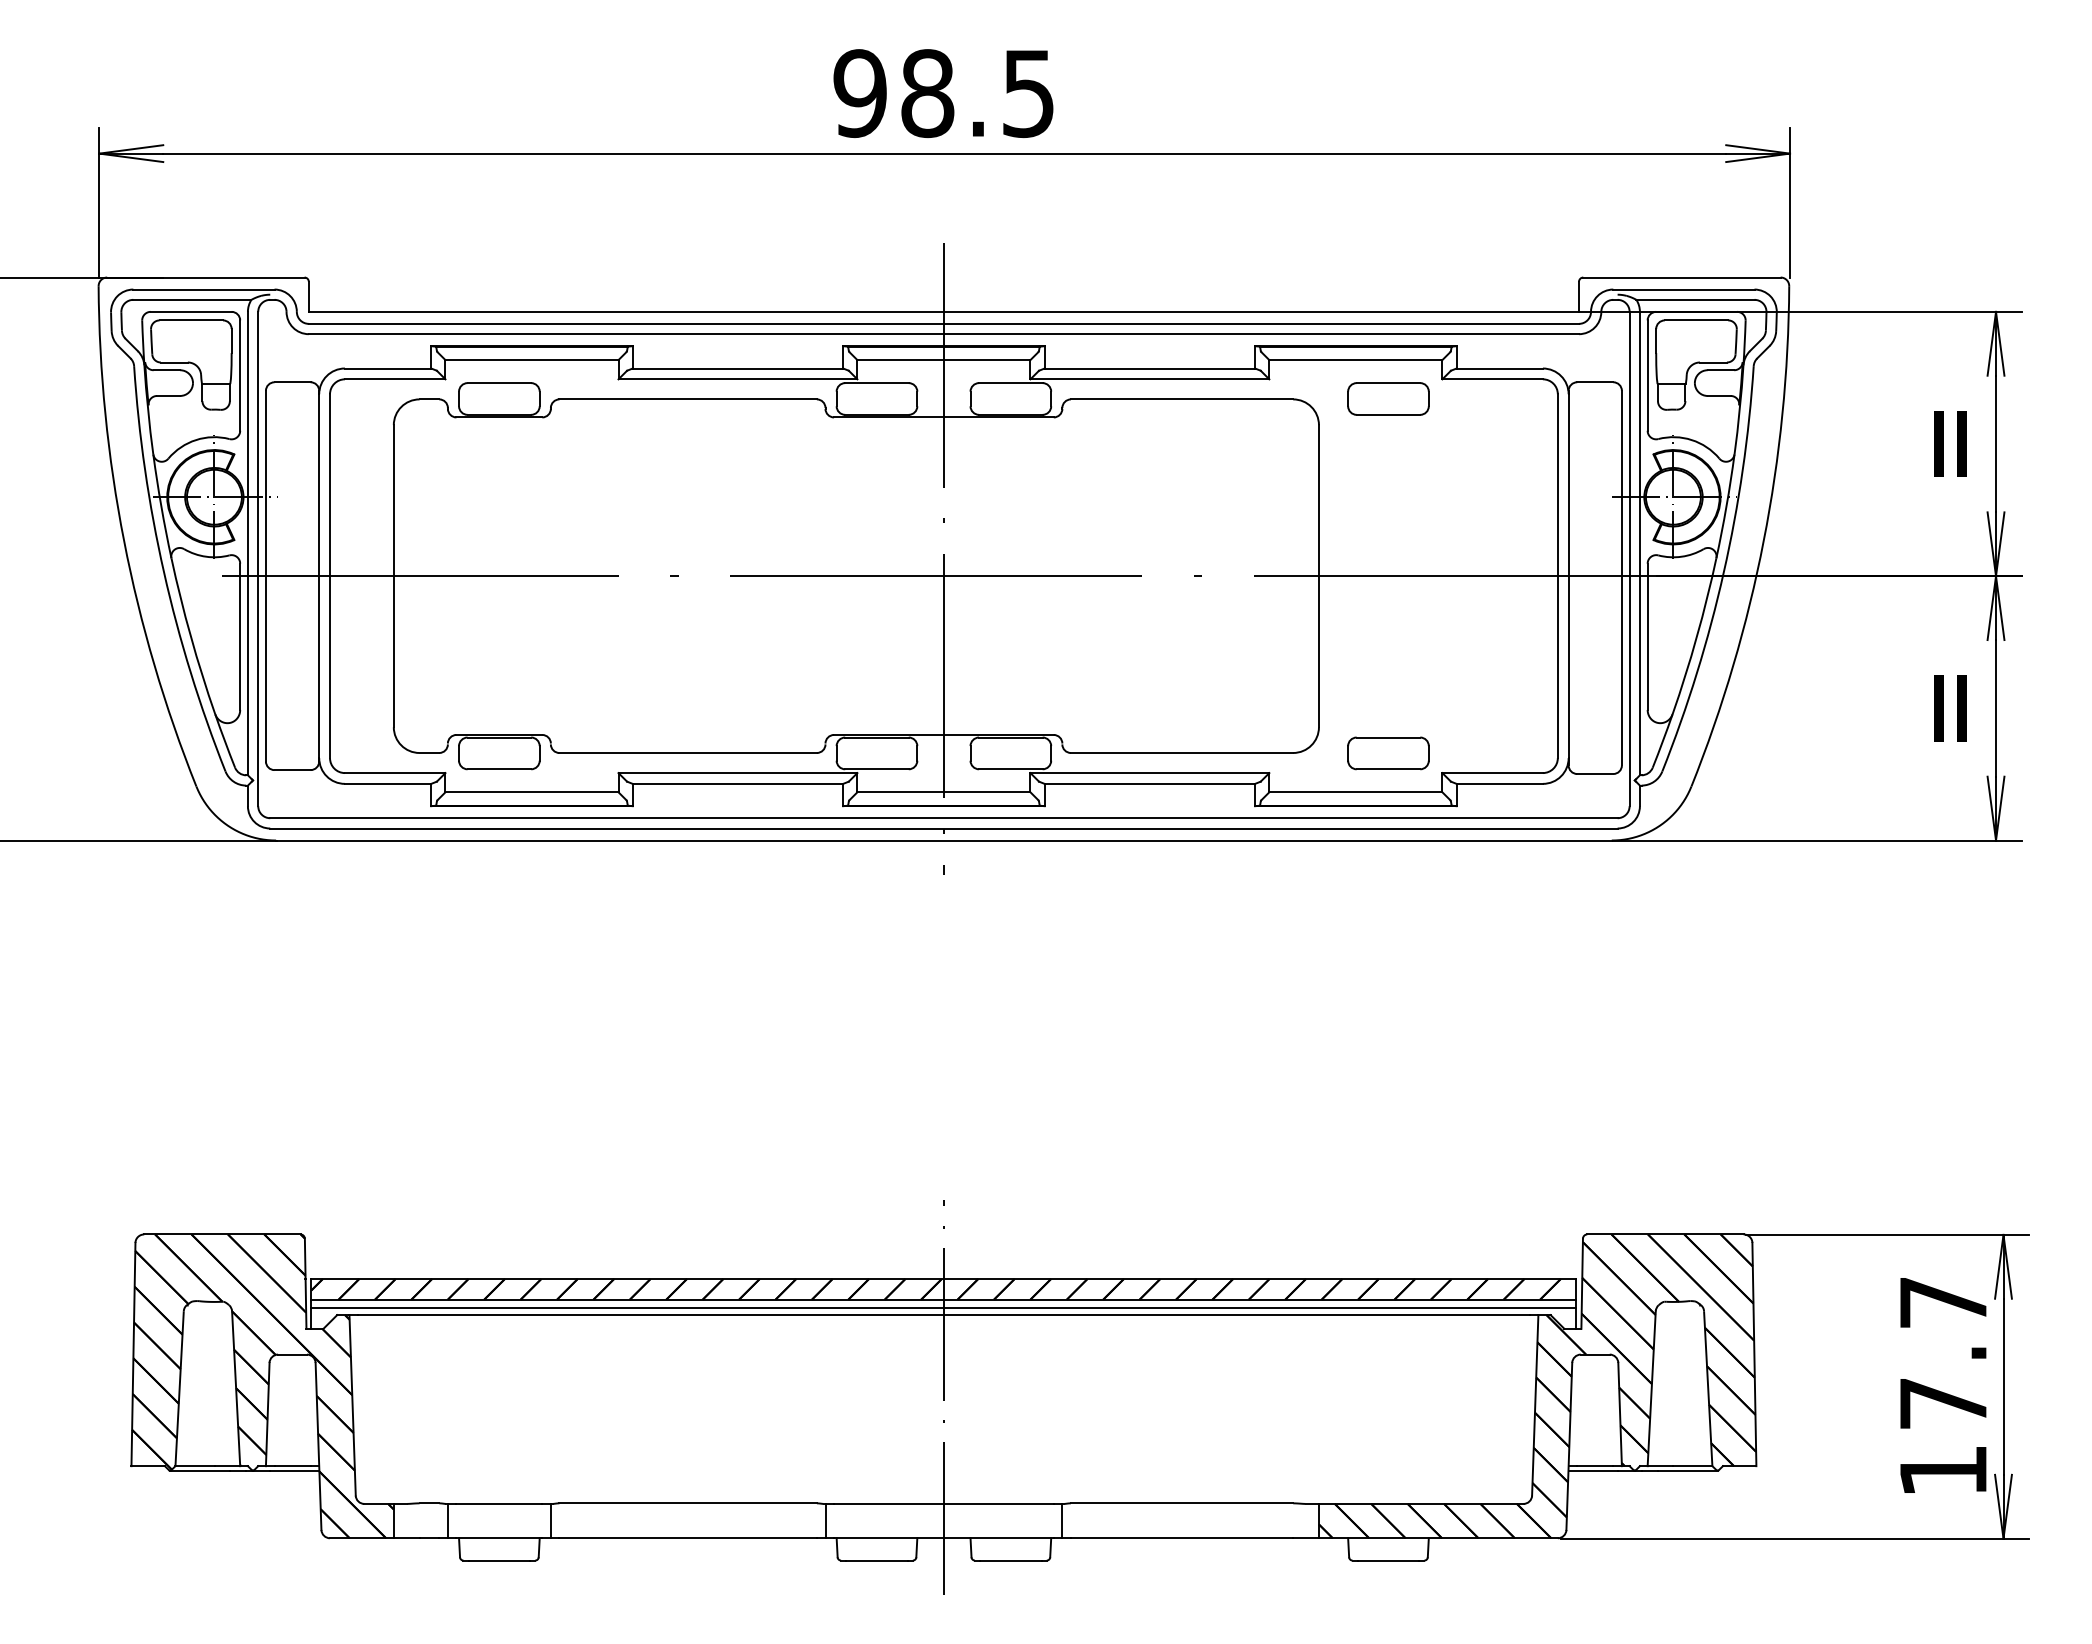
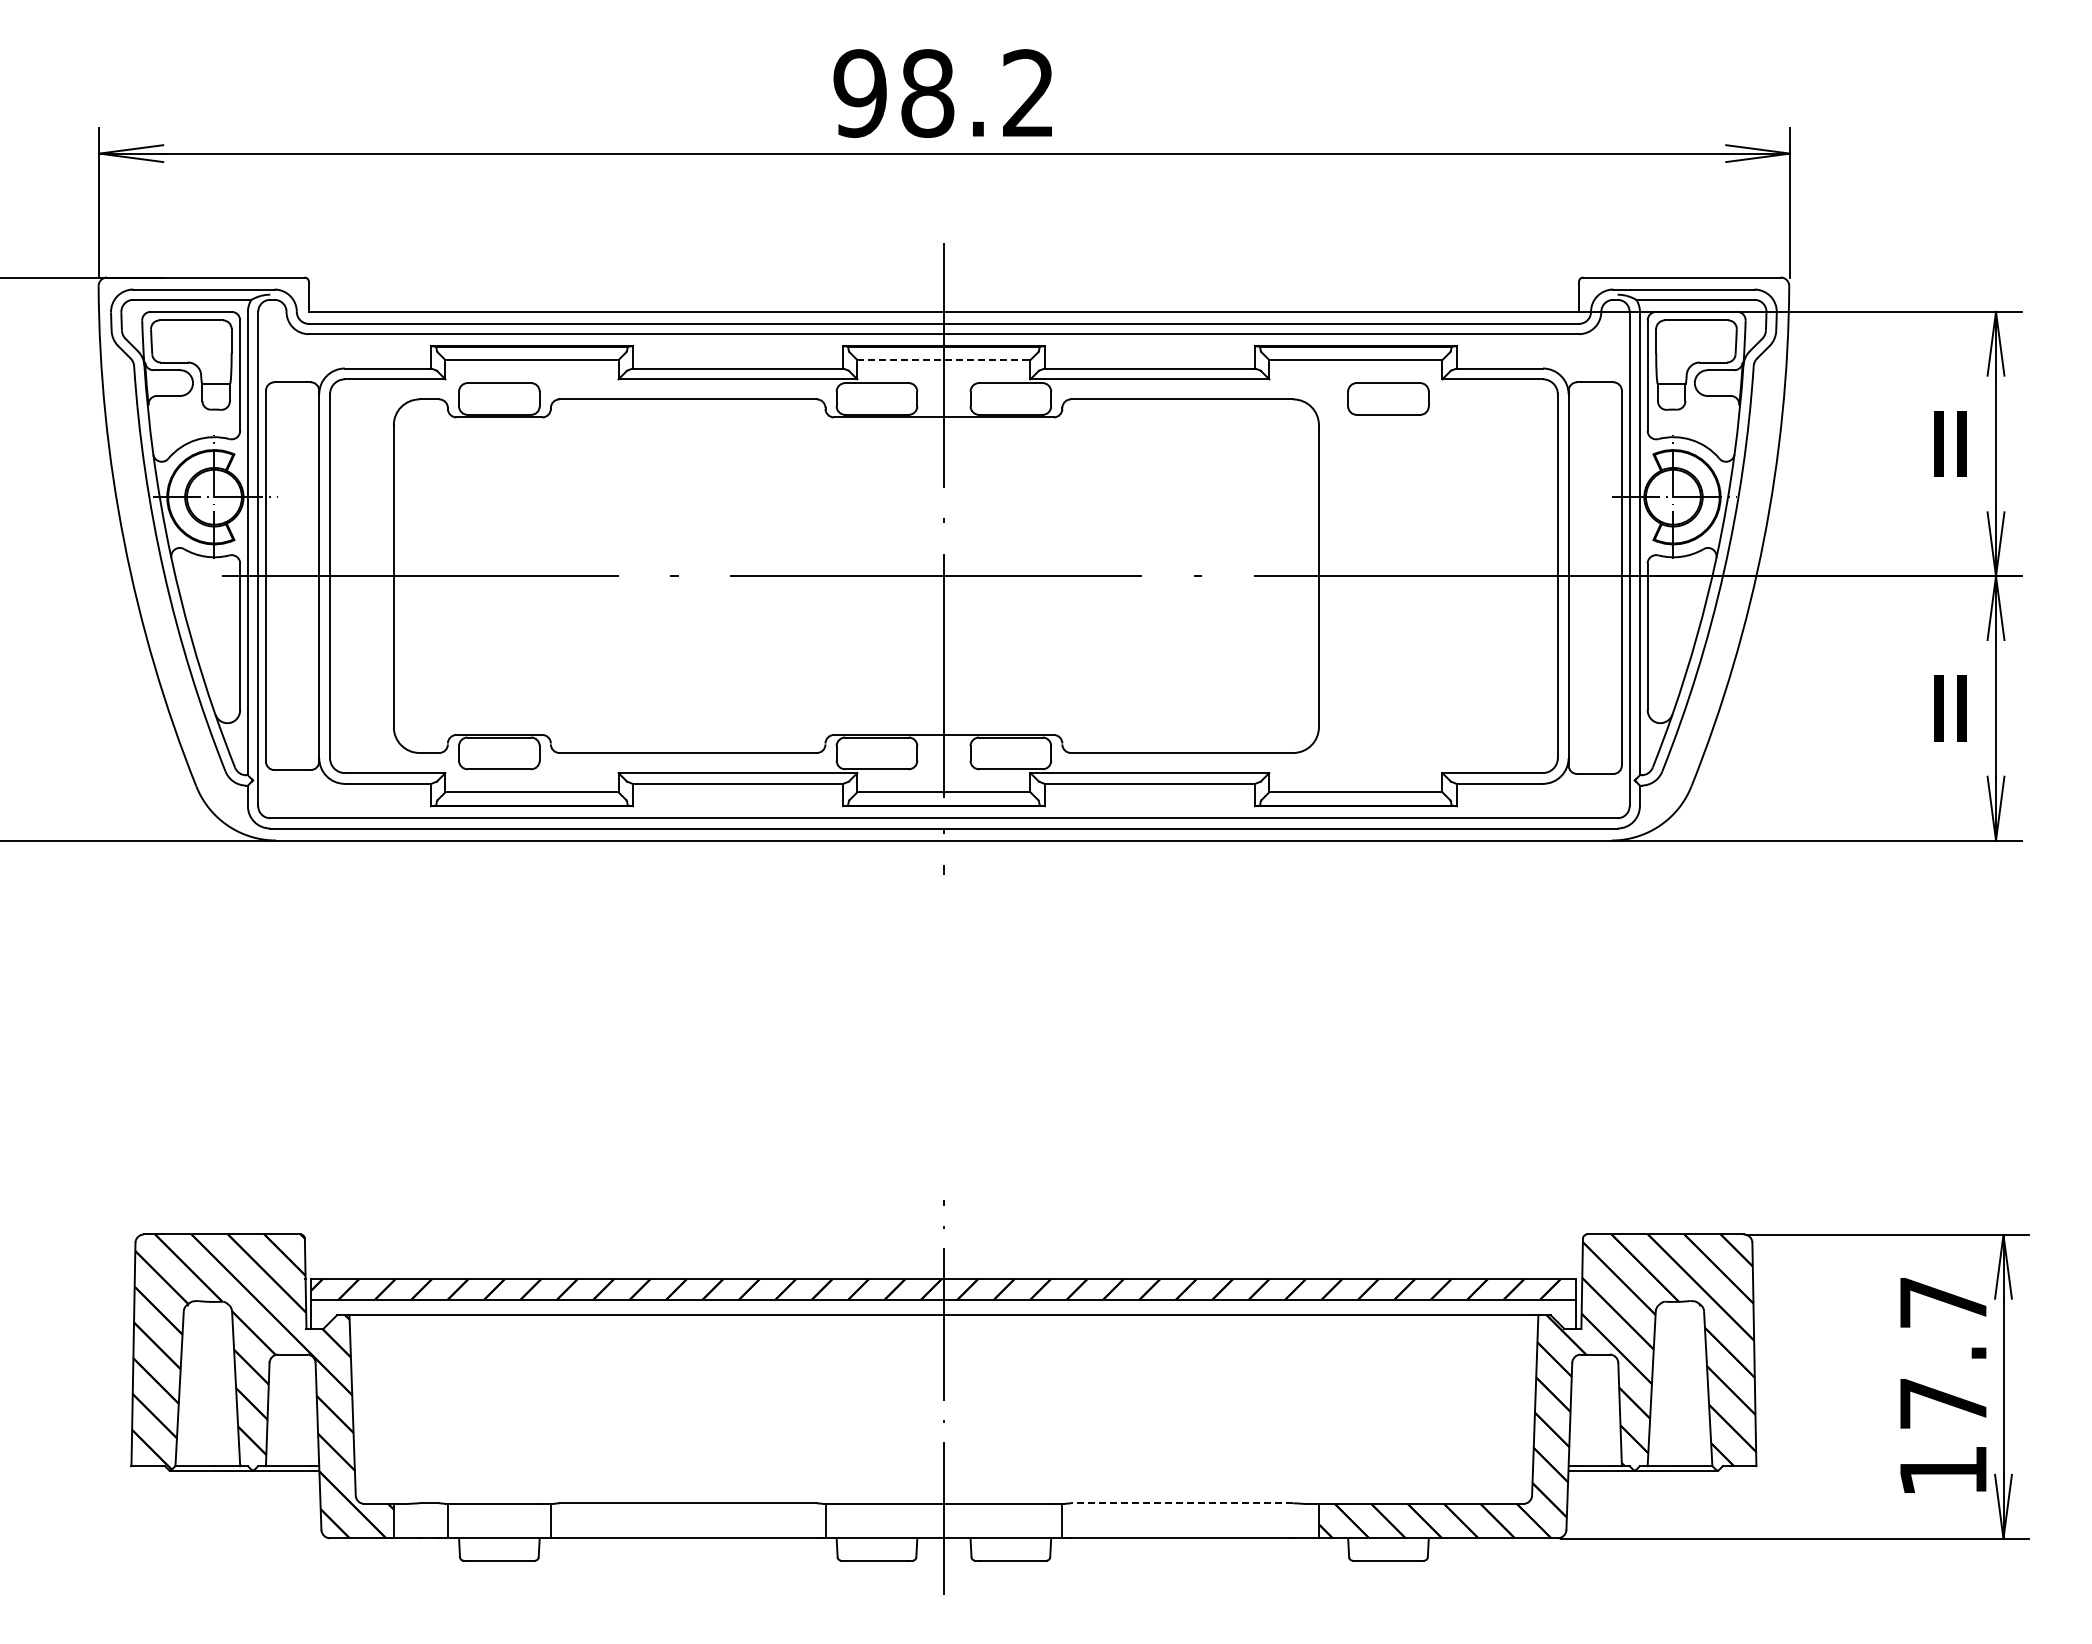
text: 98.5 -> 98.2 (1028, 93)
line: solid -> dashed (943, 360)
part: present -> none (1388, 753)
line: present -> none (943, 1308)
line: solid -> dashed (1181, 1503)
